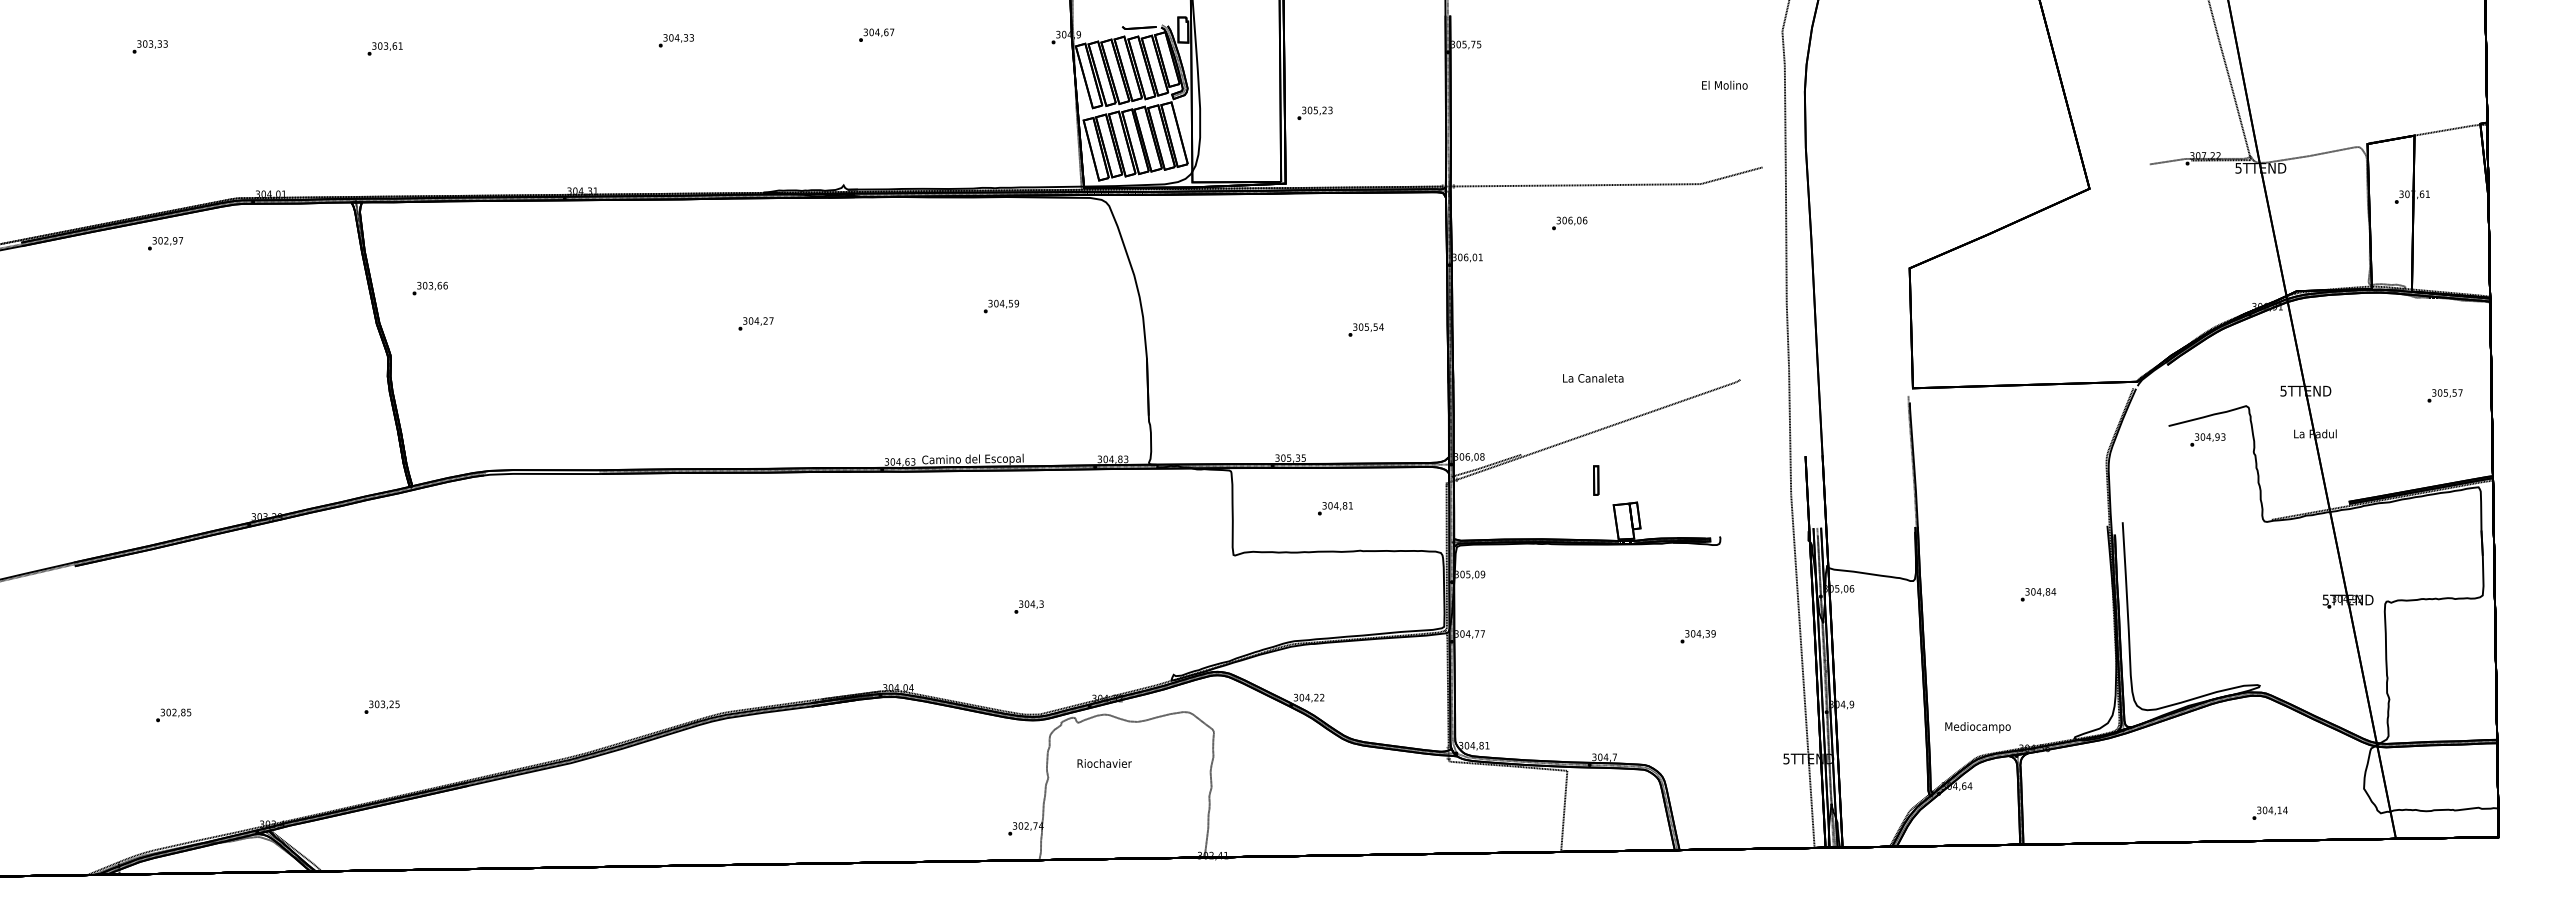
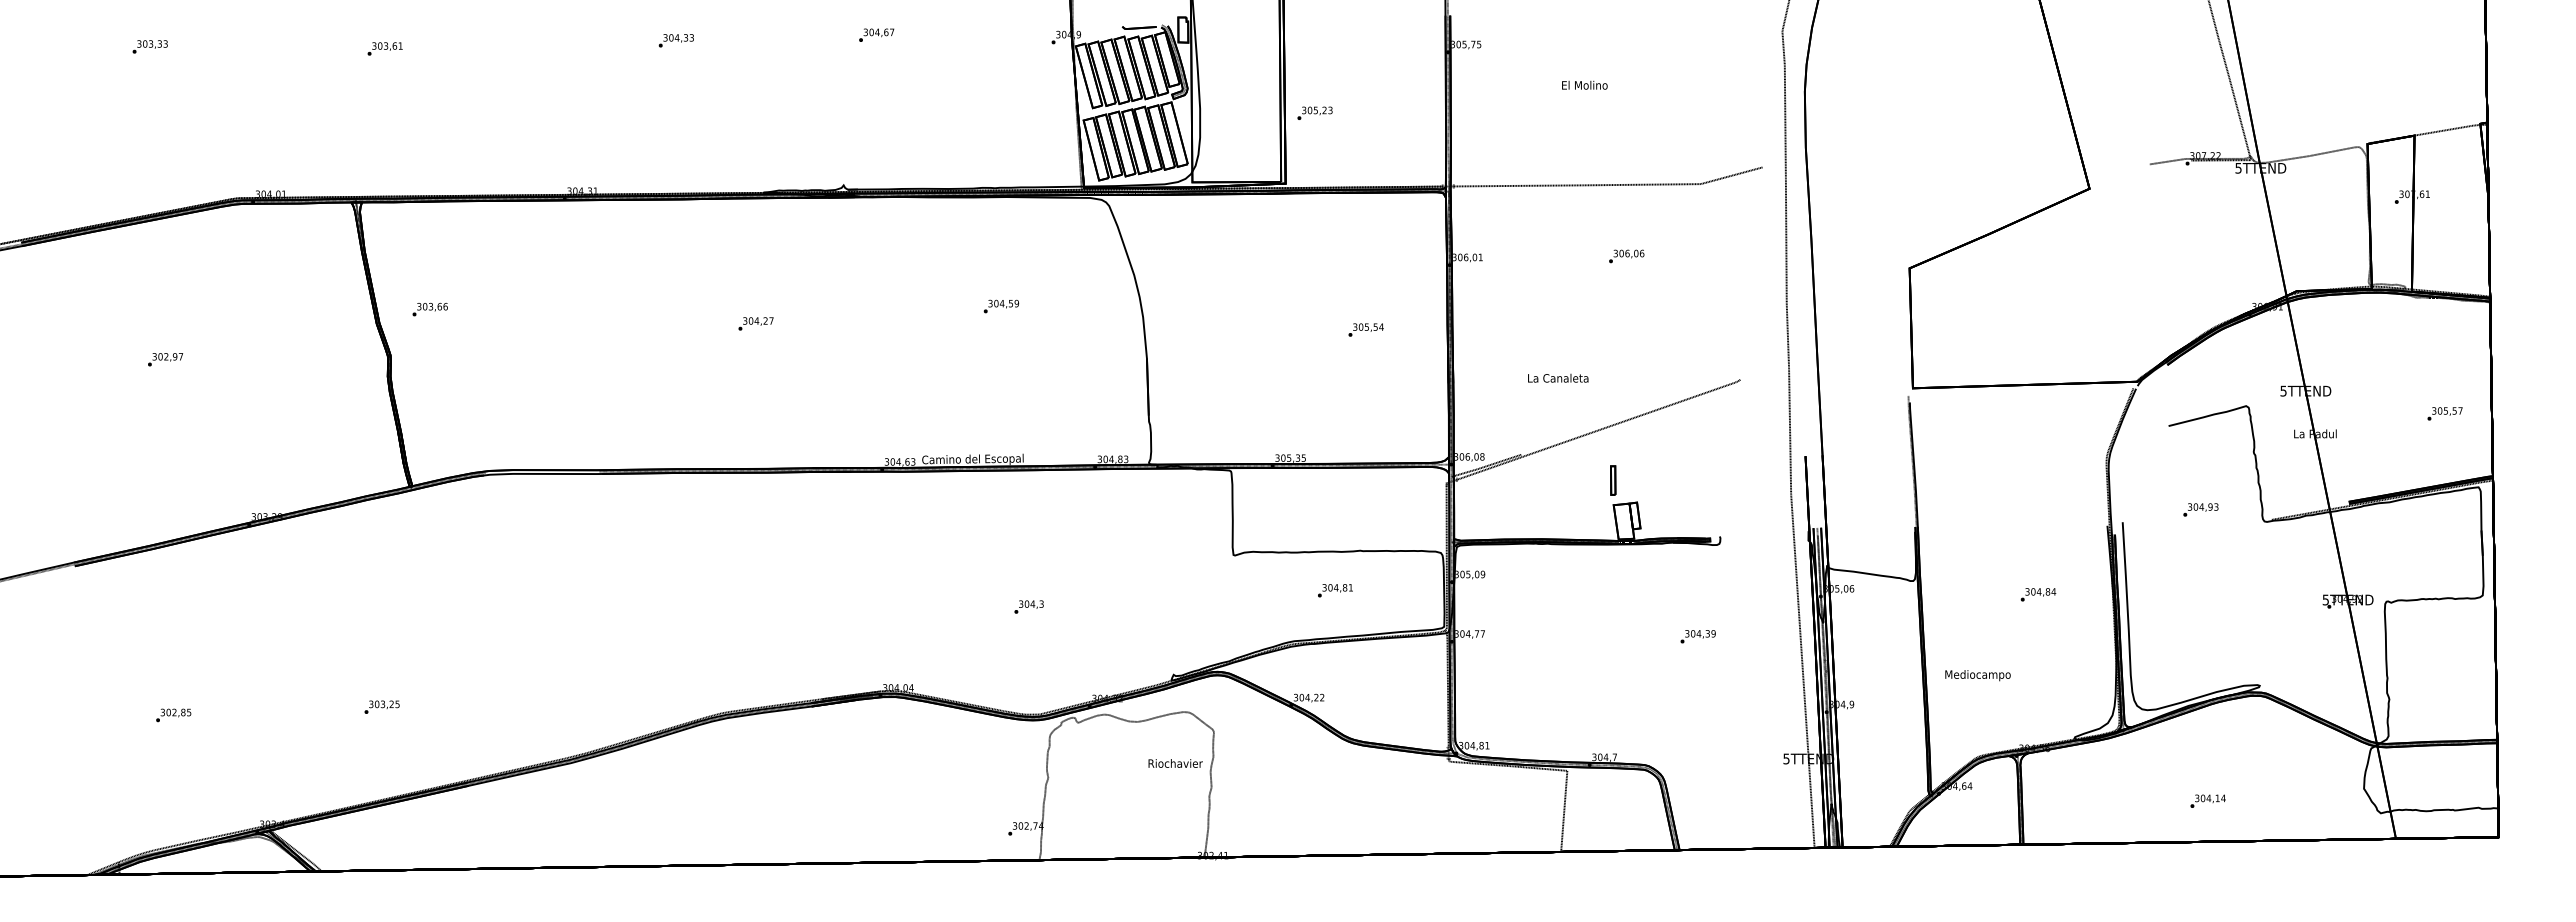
text position: (1724, 84) -> (1584, 84) (1584, 84)
text position: (1569, 223) -> (1626, 256) (1626, 256)
text position: (165, 243) -> (165, 359) (165, 359)
text position: (429, 288) -> (429, 309) (429, 309)
text position: (1593, 377) -> (1558, 377) (1558, 377)
text position: (2444, 395) -> (2444, 413) (2444, 413)
text position: (2207, 439) -> (2200, 509) (2200, 509)
part position: (1596, 480) -> (1613, 480) (1613, 480)
text position: (1335, 508) -> (1335, 590) (1335, 590)
text position: (1977, 727) -> (1977, 675) (1977, 675)
text position: (1104, 763) -> (1175, 763) (1175, 763)
text position: (2269, 812) -> (2207, 800) (2207, 800)
